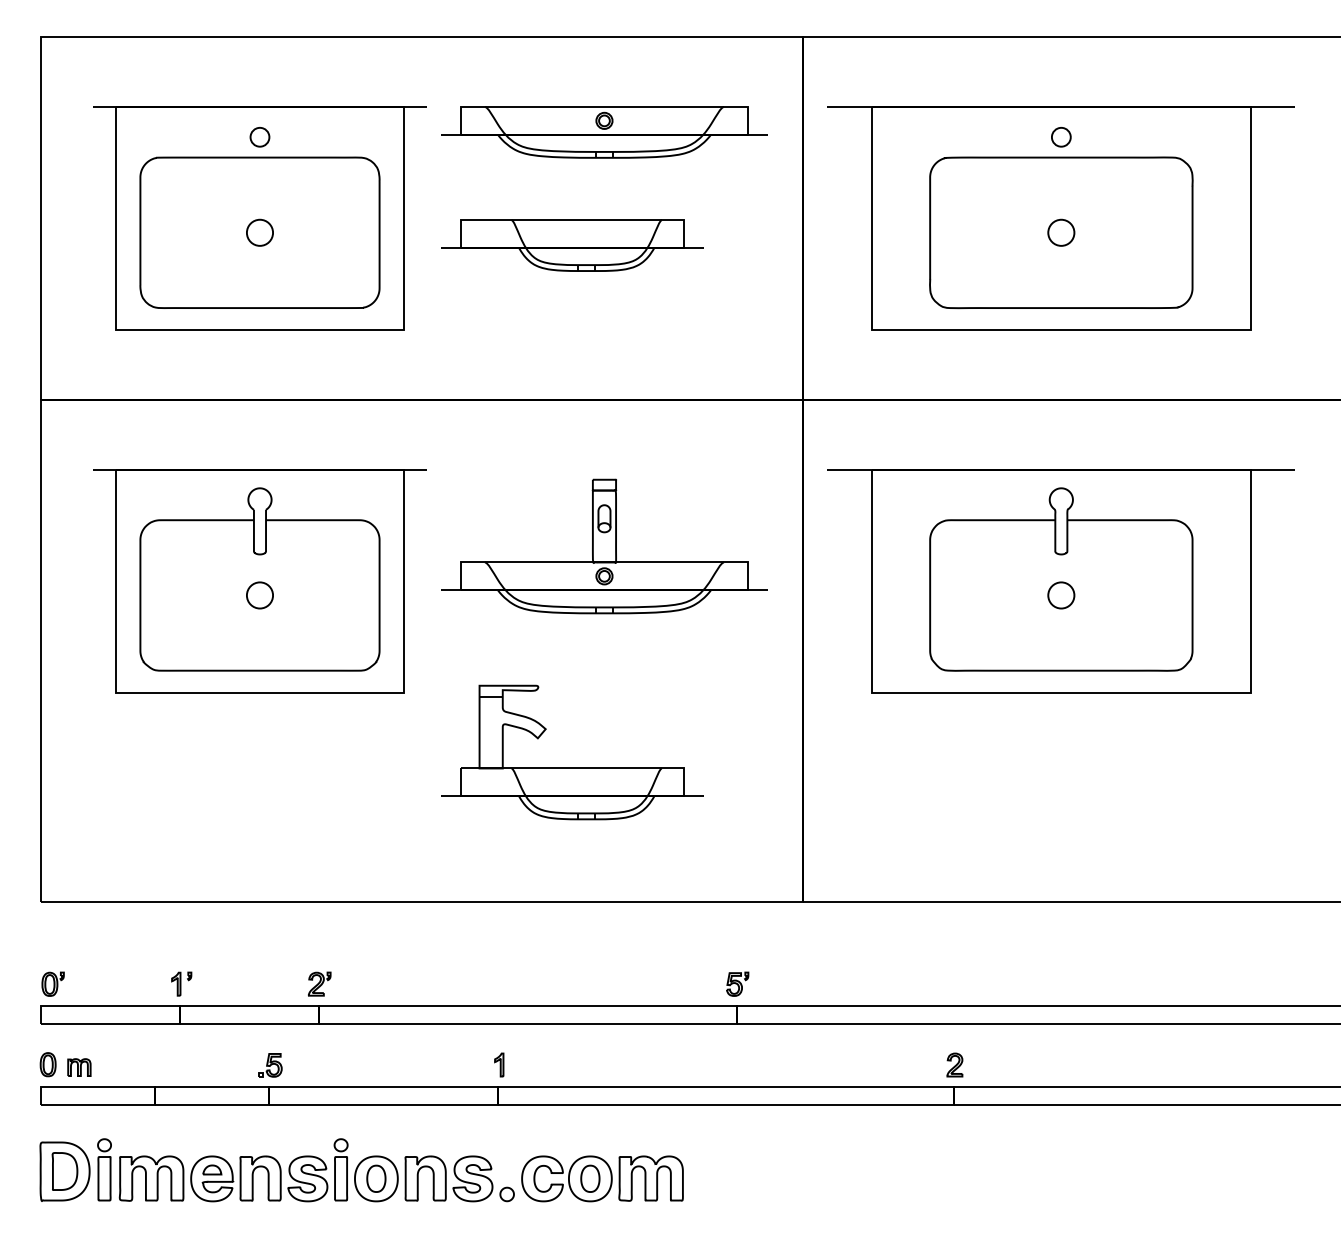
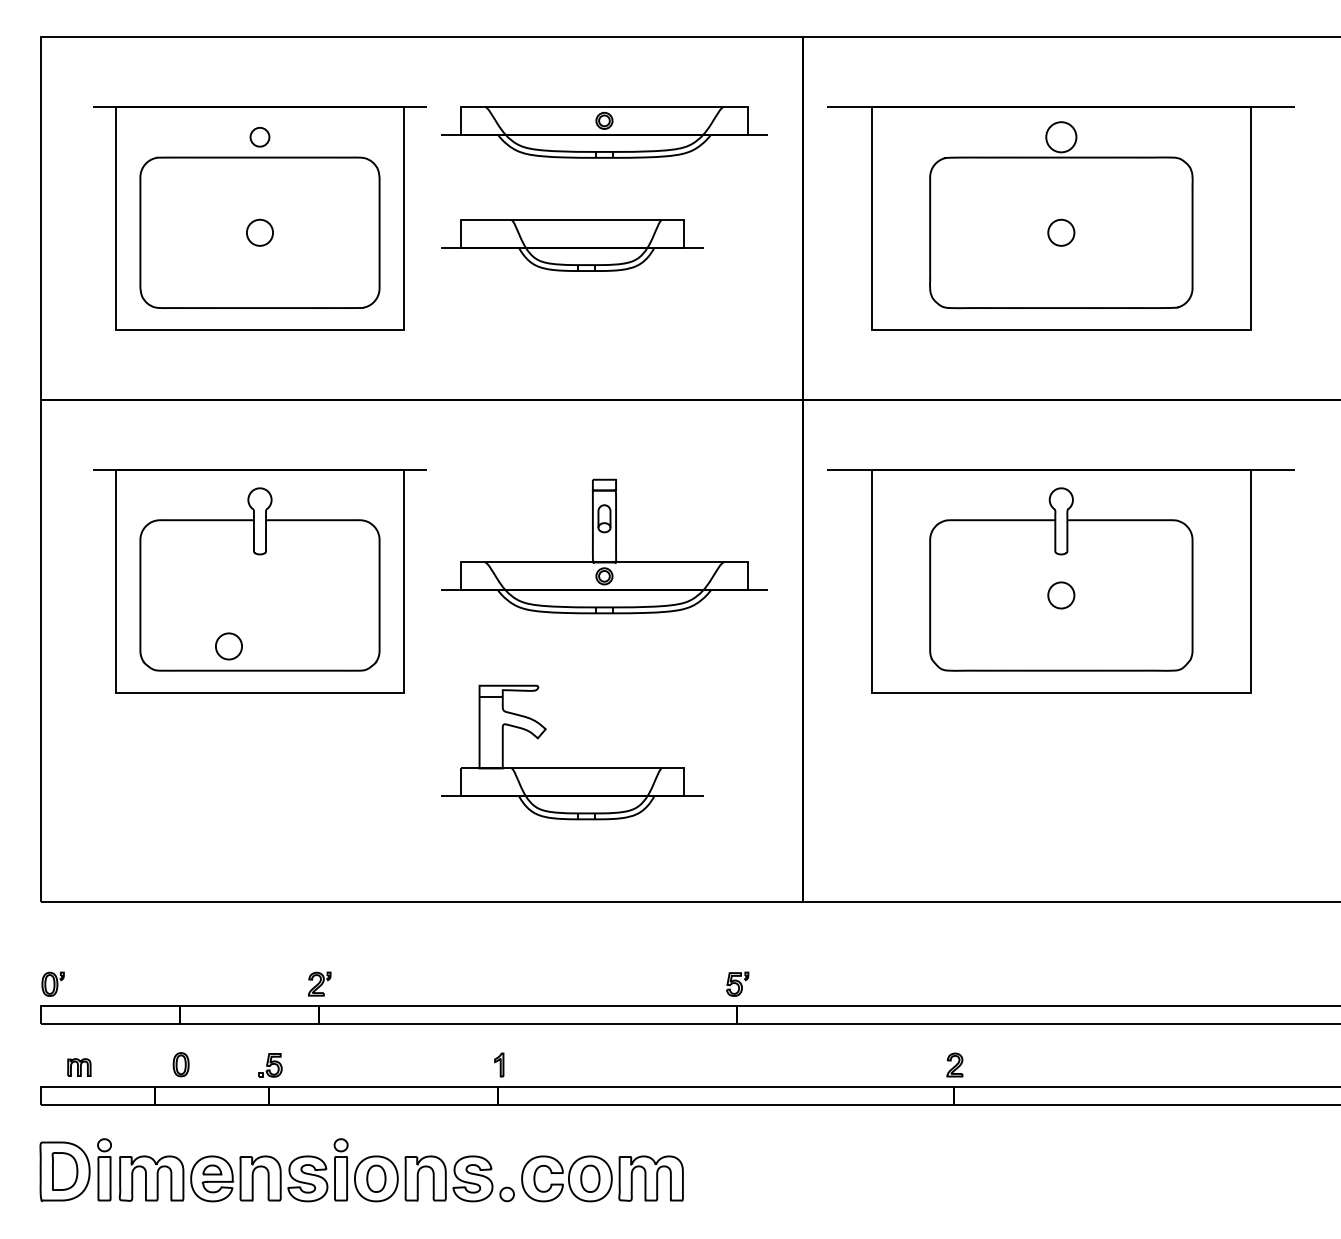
circle diameter: 19 px -> 30 px (1061, 137)
circle position: (259, 595) -> (228, 646) (228, 646)
part: present -> none (181, 983)
part position: (47, 1064) -> (180, 1064) (180, 1064)
